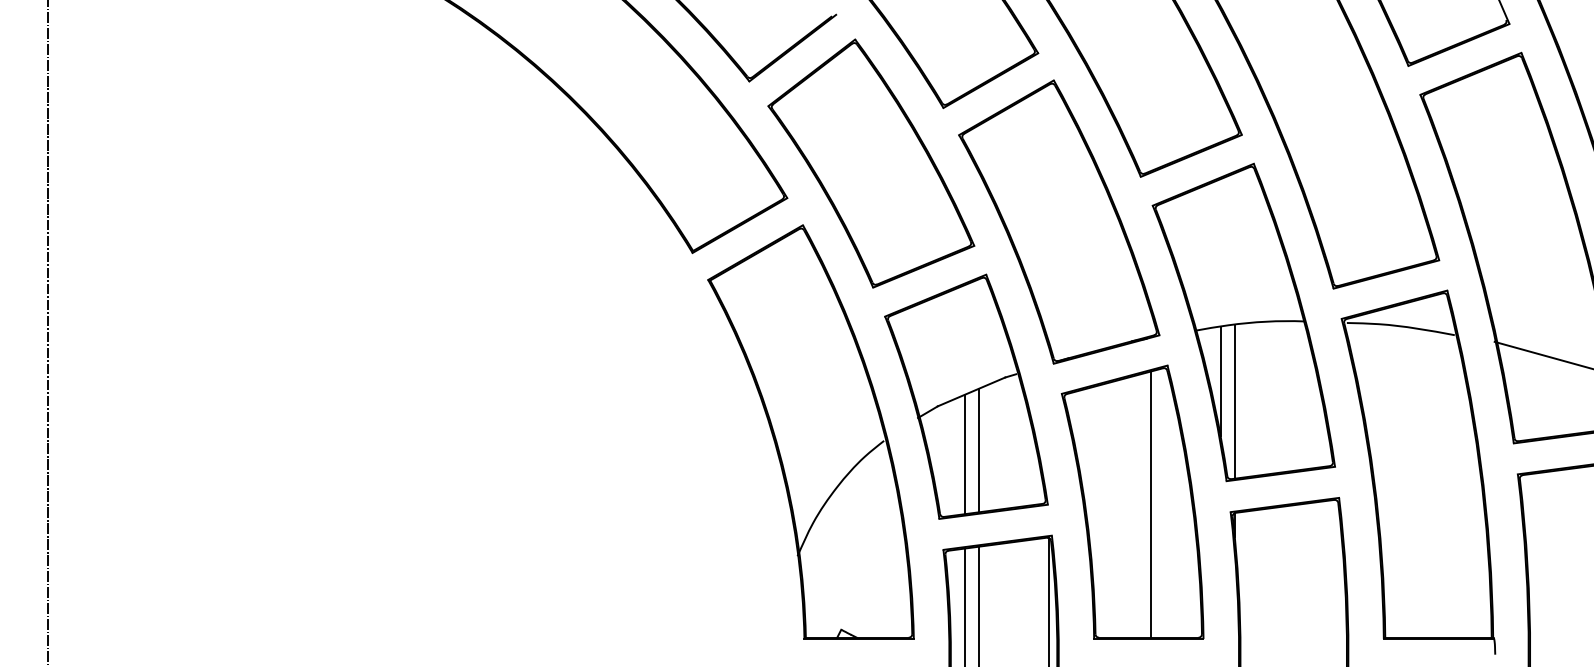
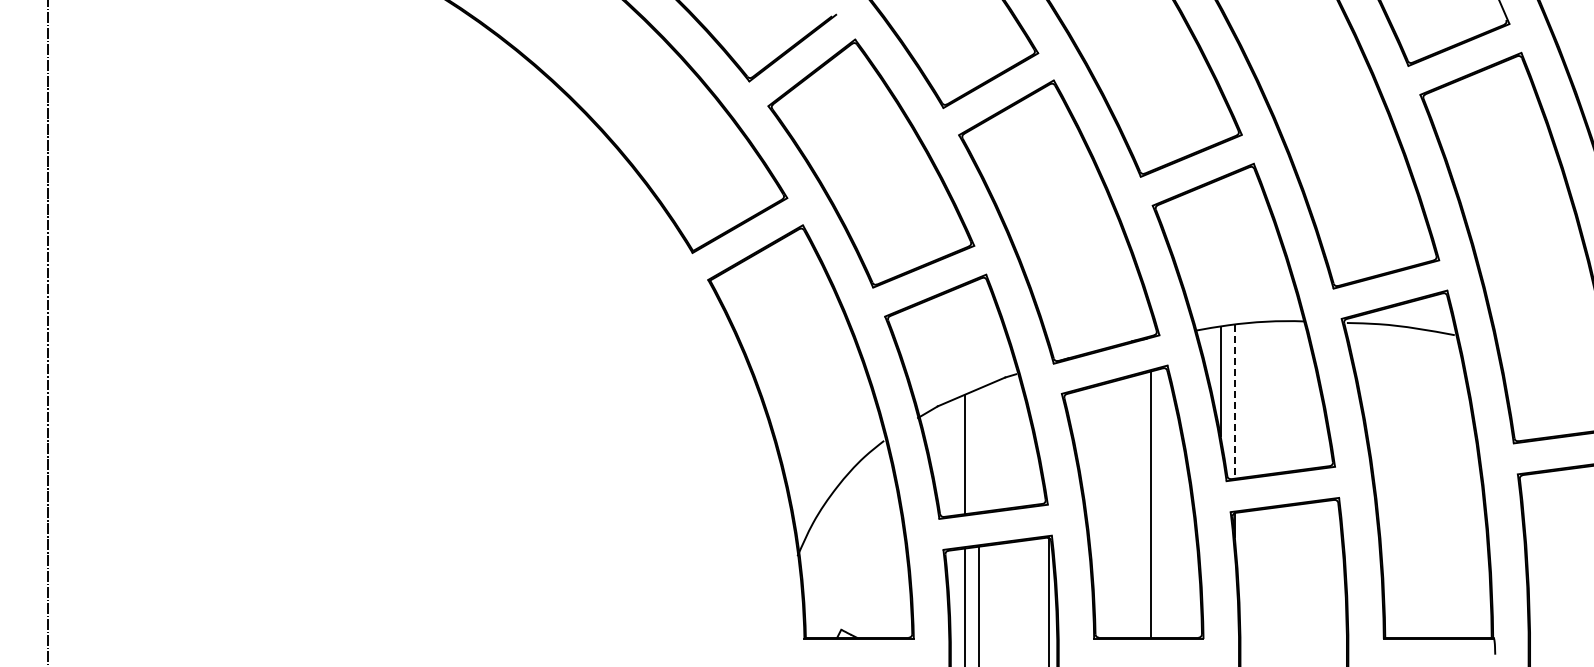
line: present -> none (1542, 354)
line: solid -> dashed (1234, 401)
line: present -> none (979, 450)
